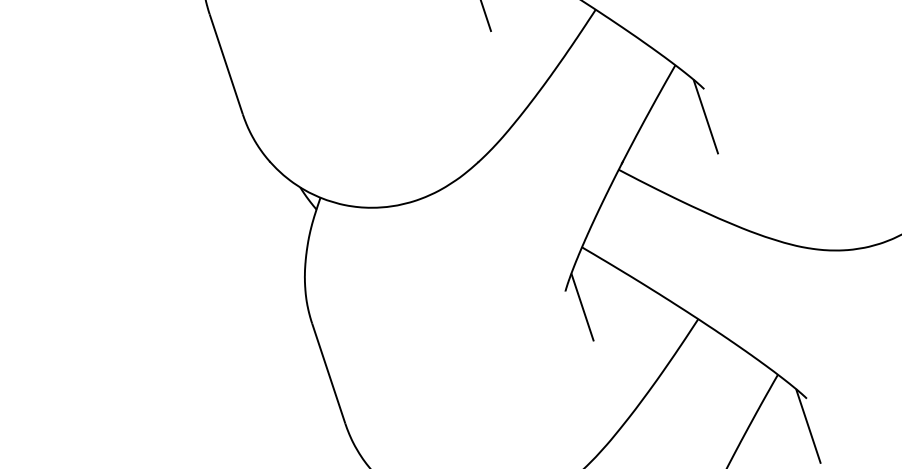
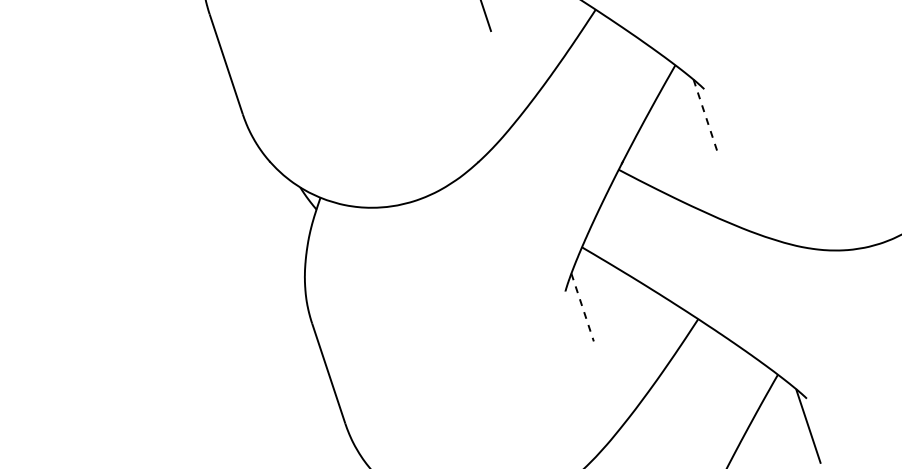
line: solid -> dashed (706, 117)
line: solid -> dashed (582, 307)
